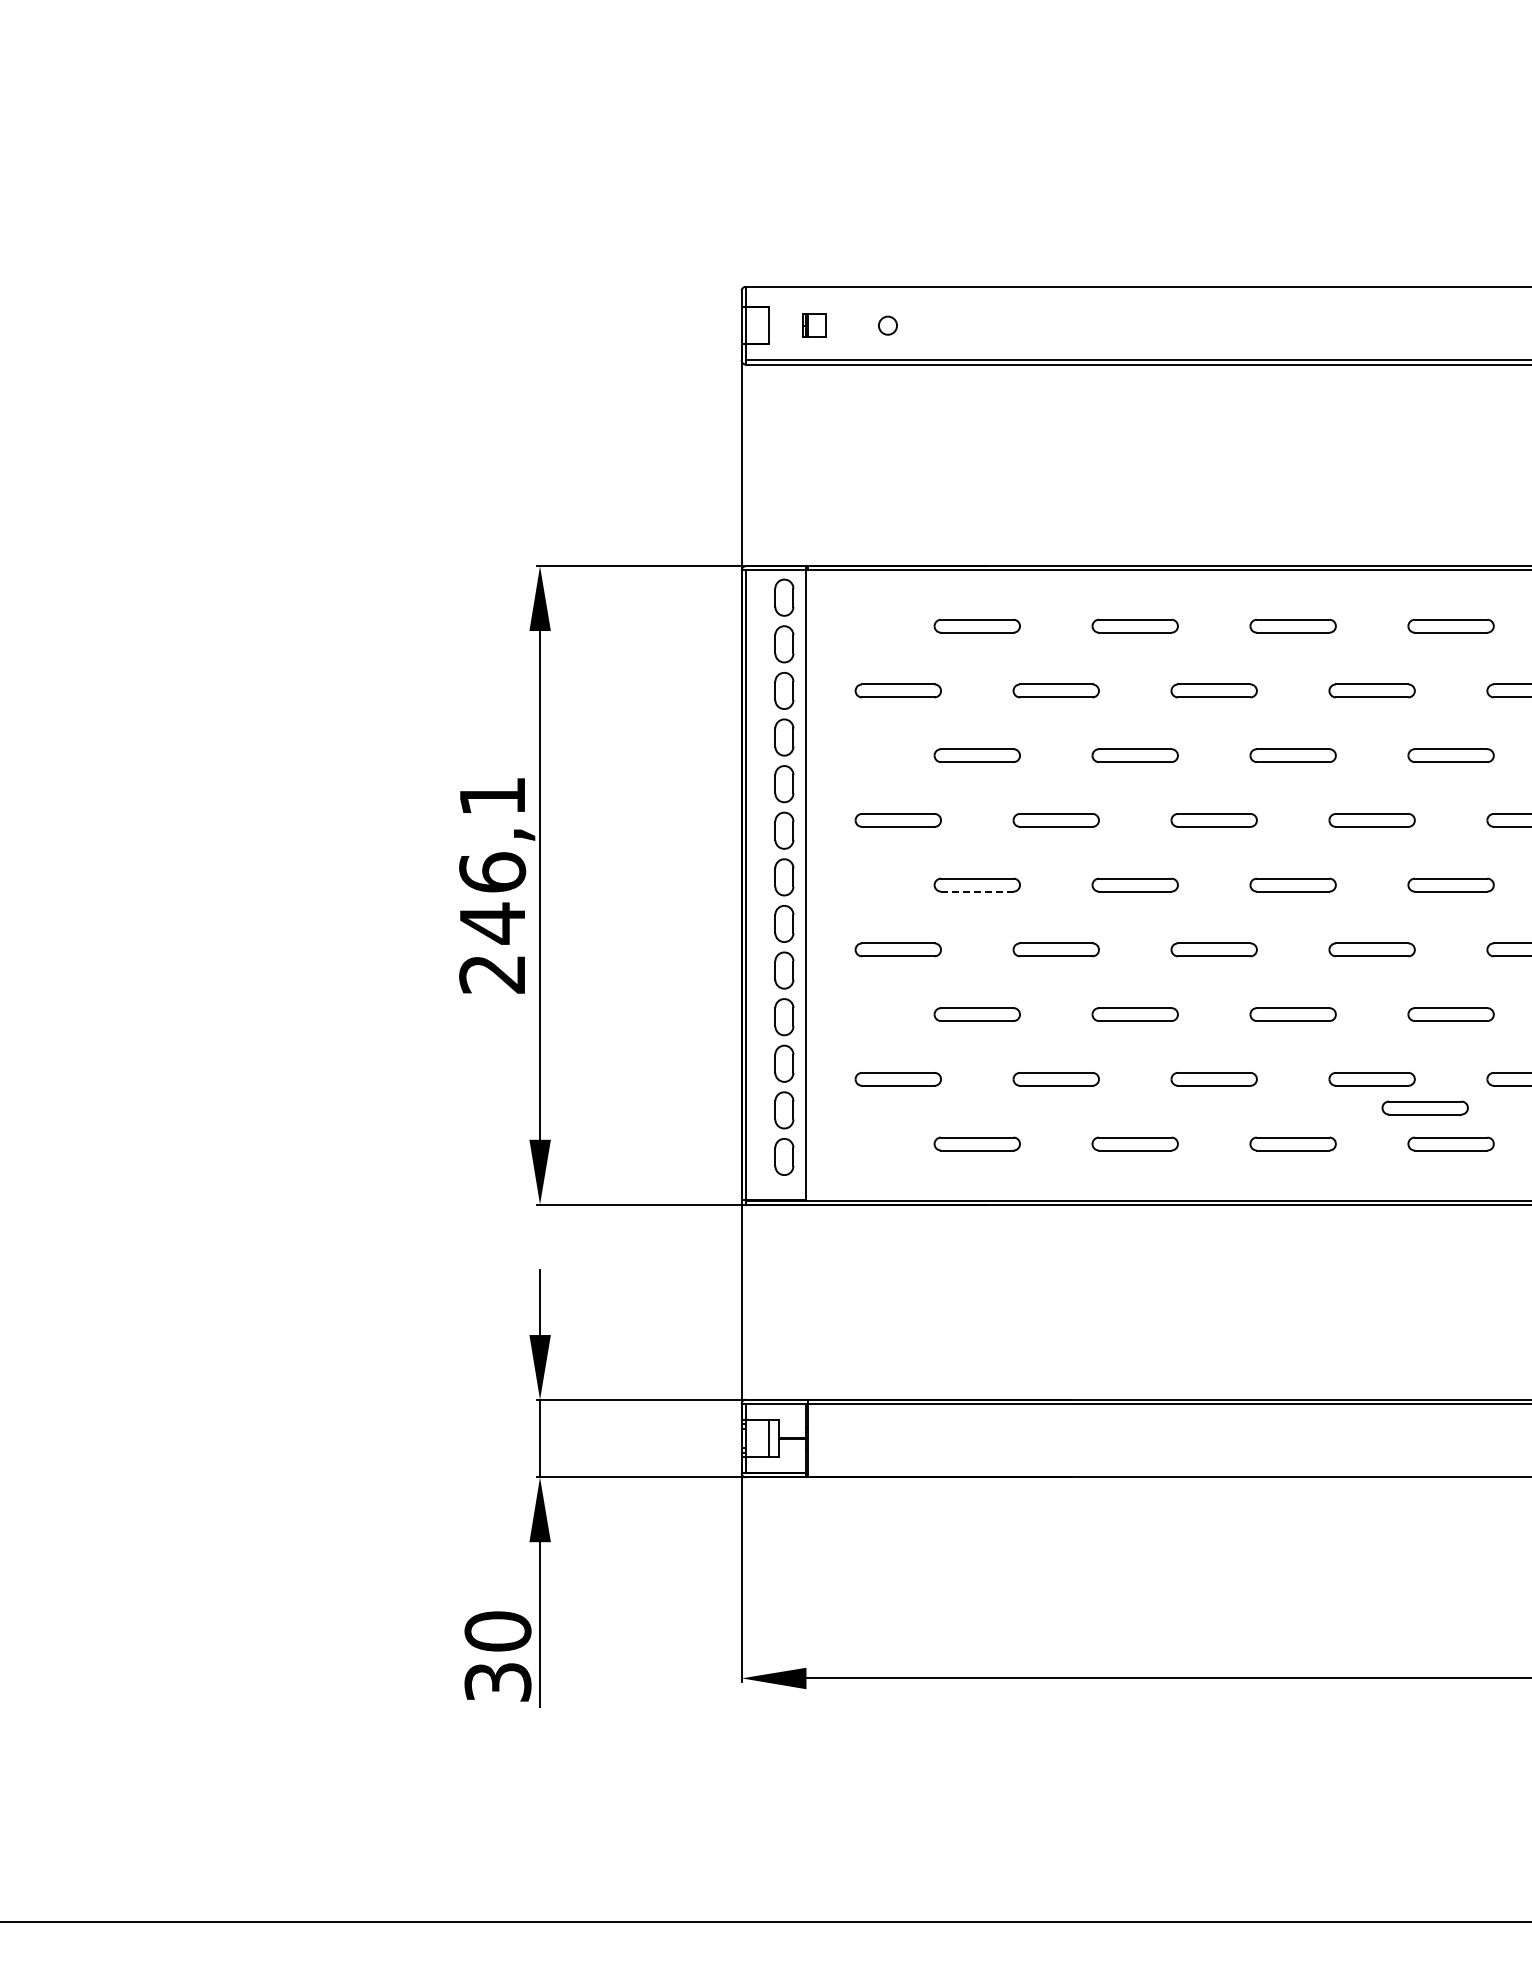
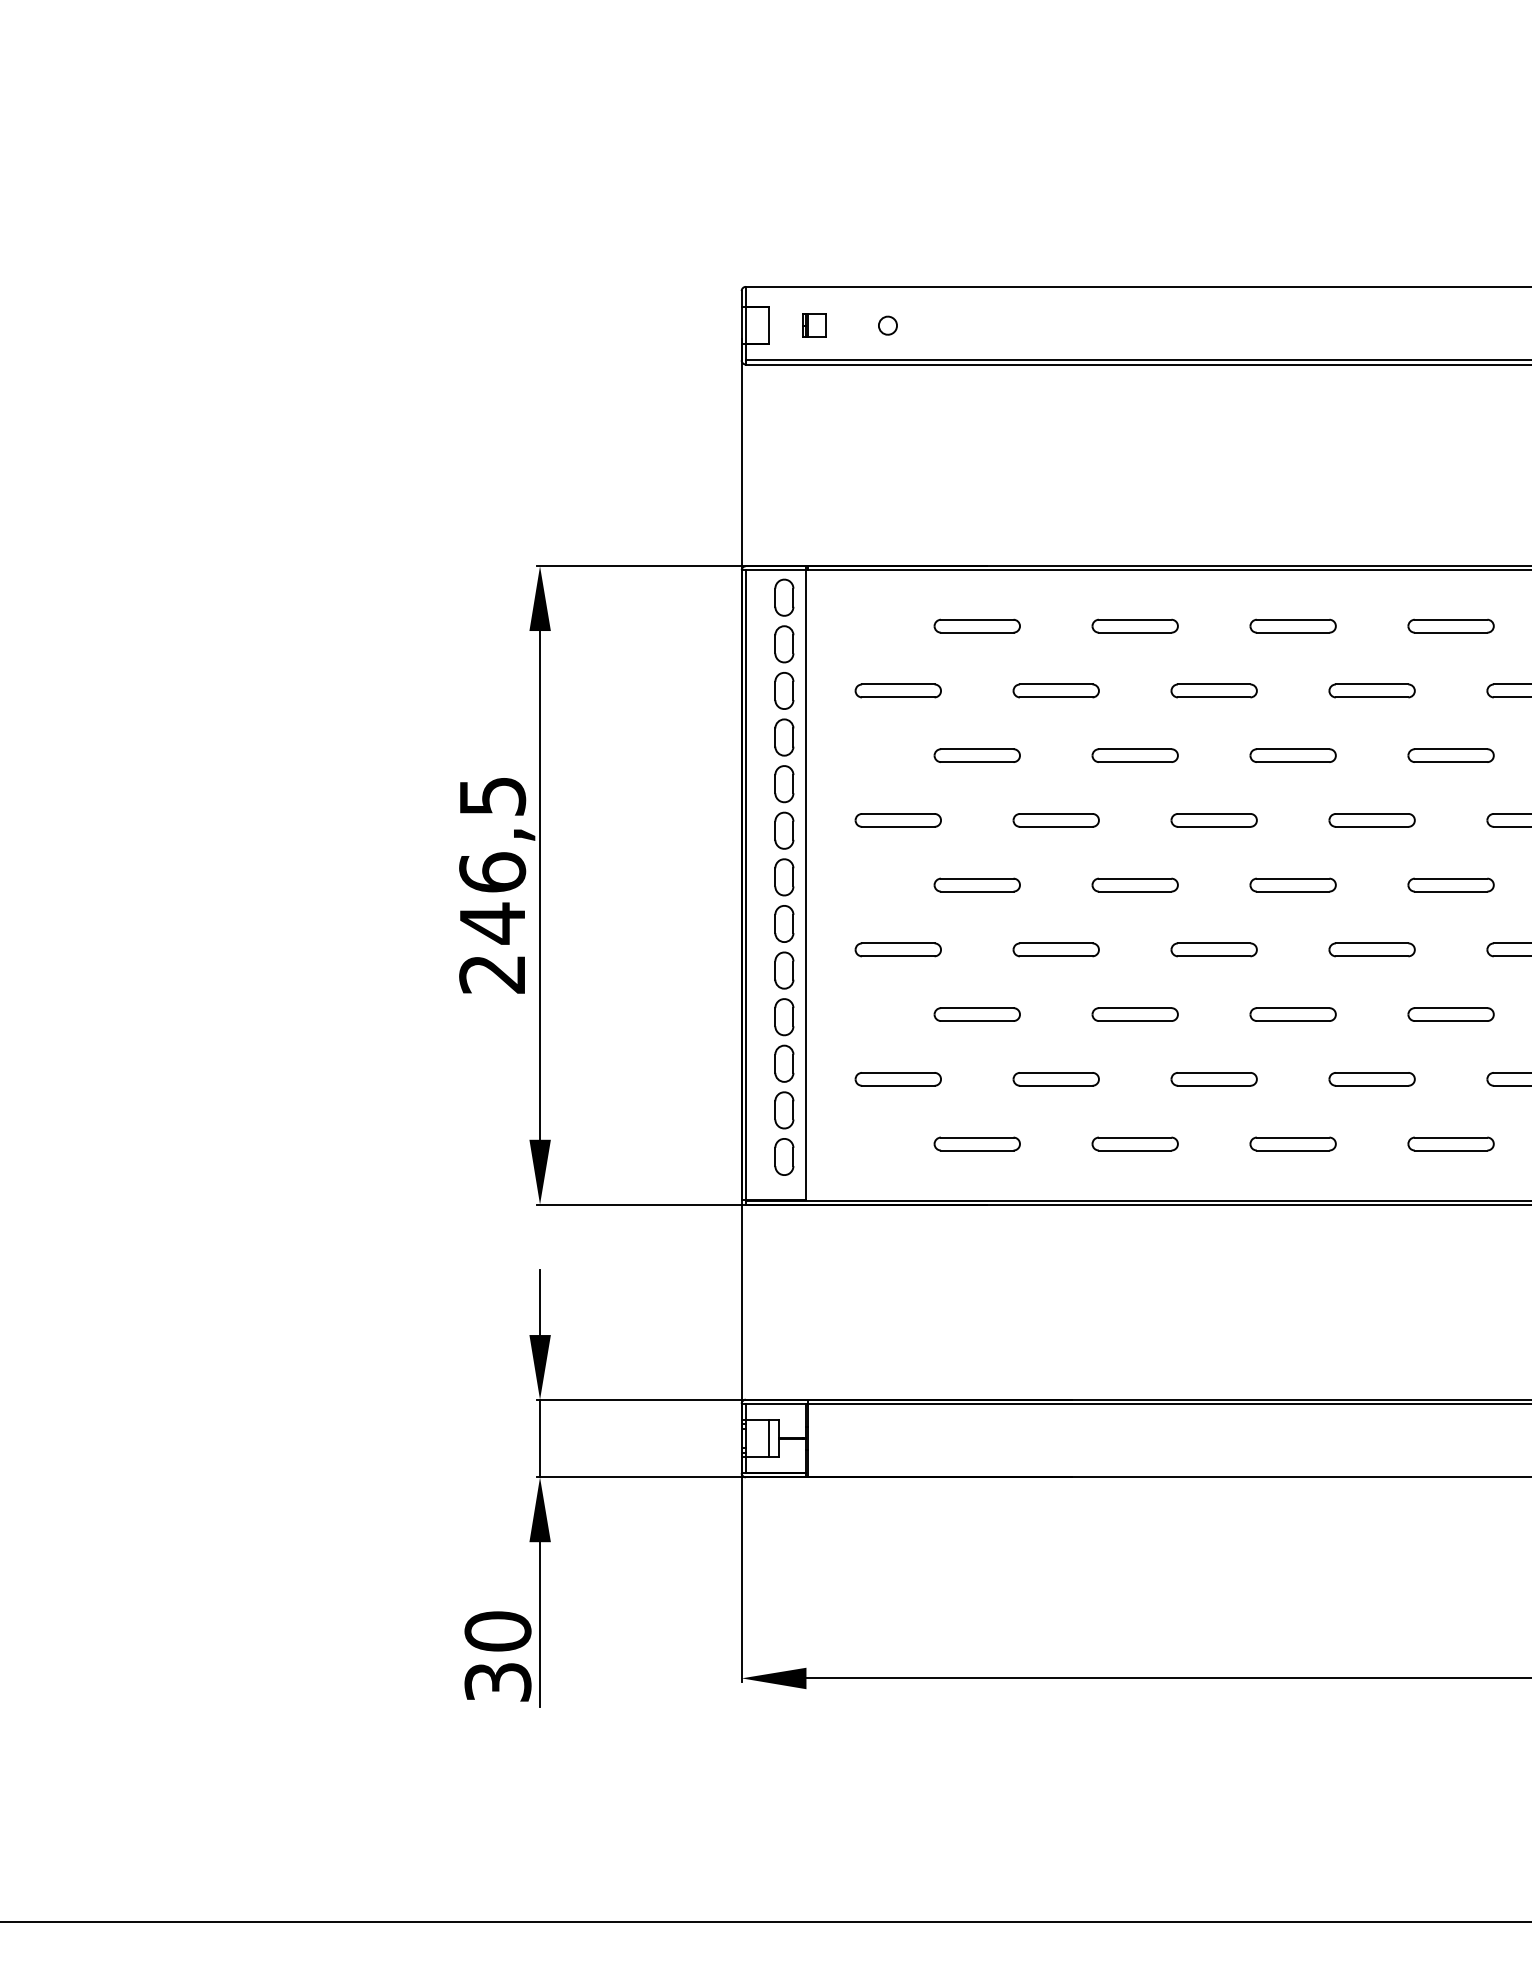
text: 246,1 -> 246,5 (493, 796)
line: dashed -> solid (977, 891)
part: present -> none (1424, 1107)
